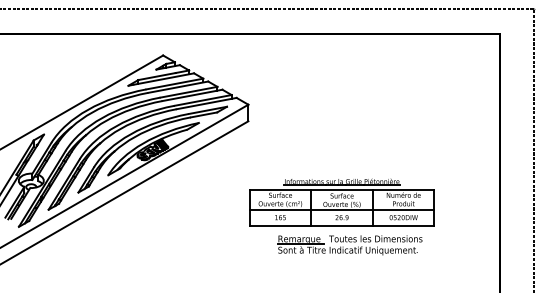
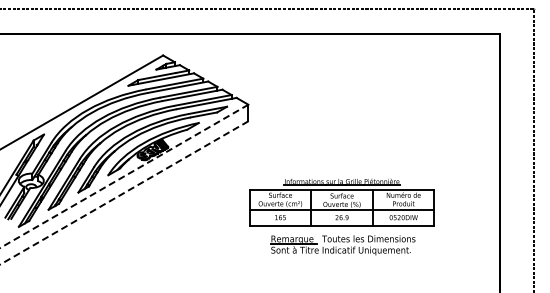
line: solid -> dashed (124, 176)
line: solid -> dashed (124, 192)
part position: (349, 245) -> (342, 245) (342, 245)
